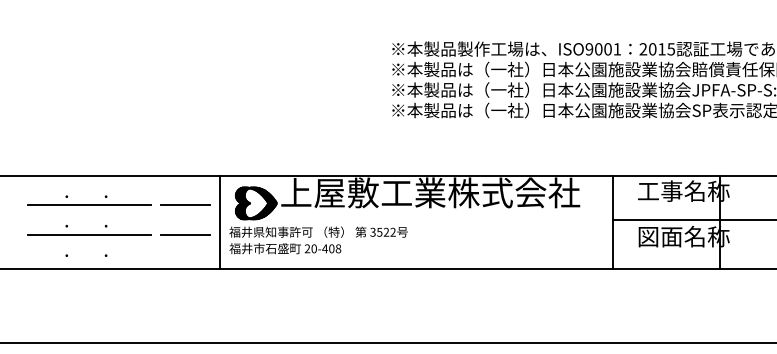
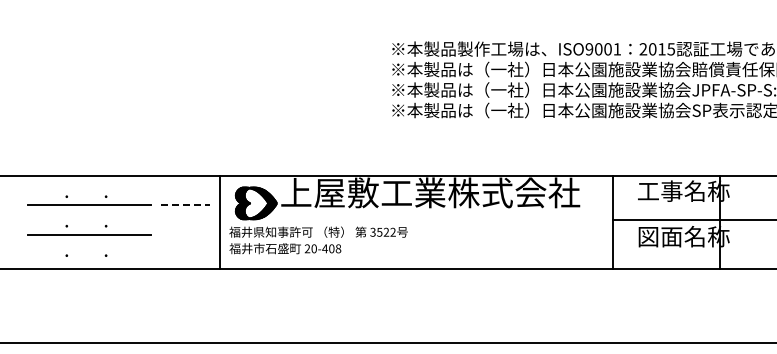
line: solid -> dashed (185, 205)
line: present -> none (185, 234)
